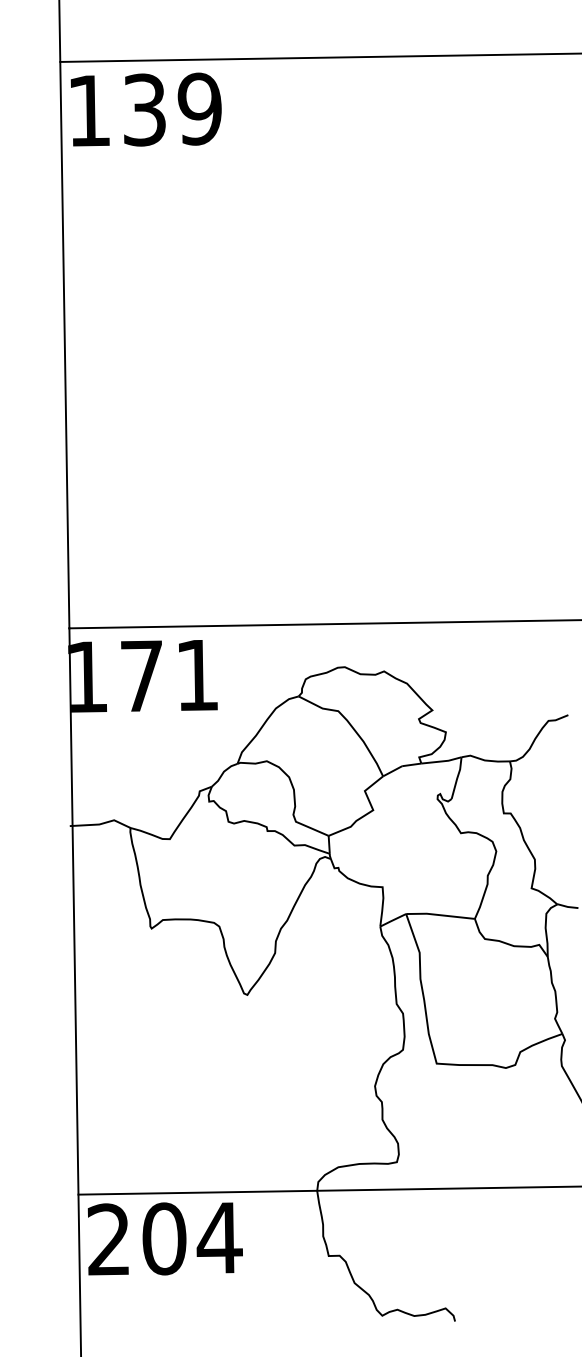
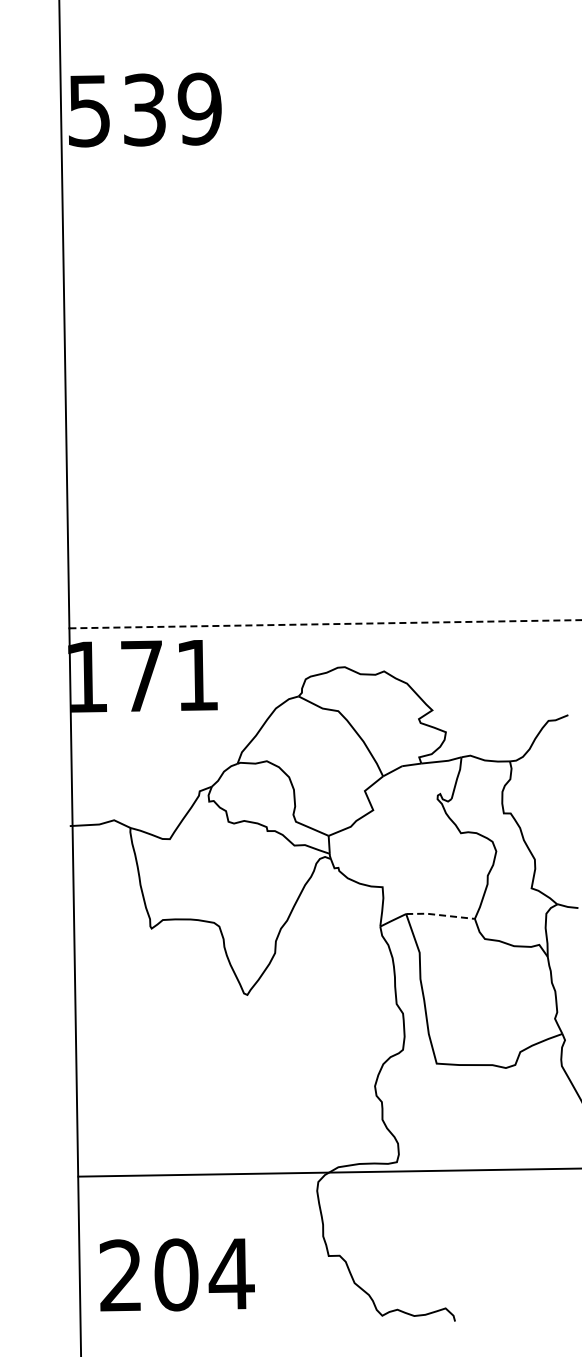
line: present -> none (319, 57)
text: 139 -> 539 (89, 111)
line: solid -> dashed (325, 624)
line: solid -> dashed (440, 915)
line position: (328, 1190) -> (328, 1172) (328, 1172)
text position: (164, 1238) -> (176, 1274) (176, 1274)
